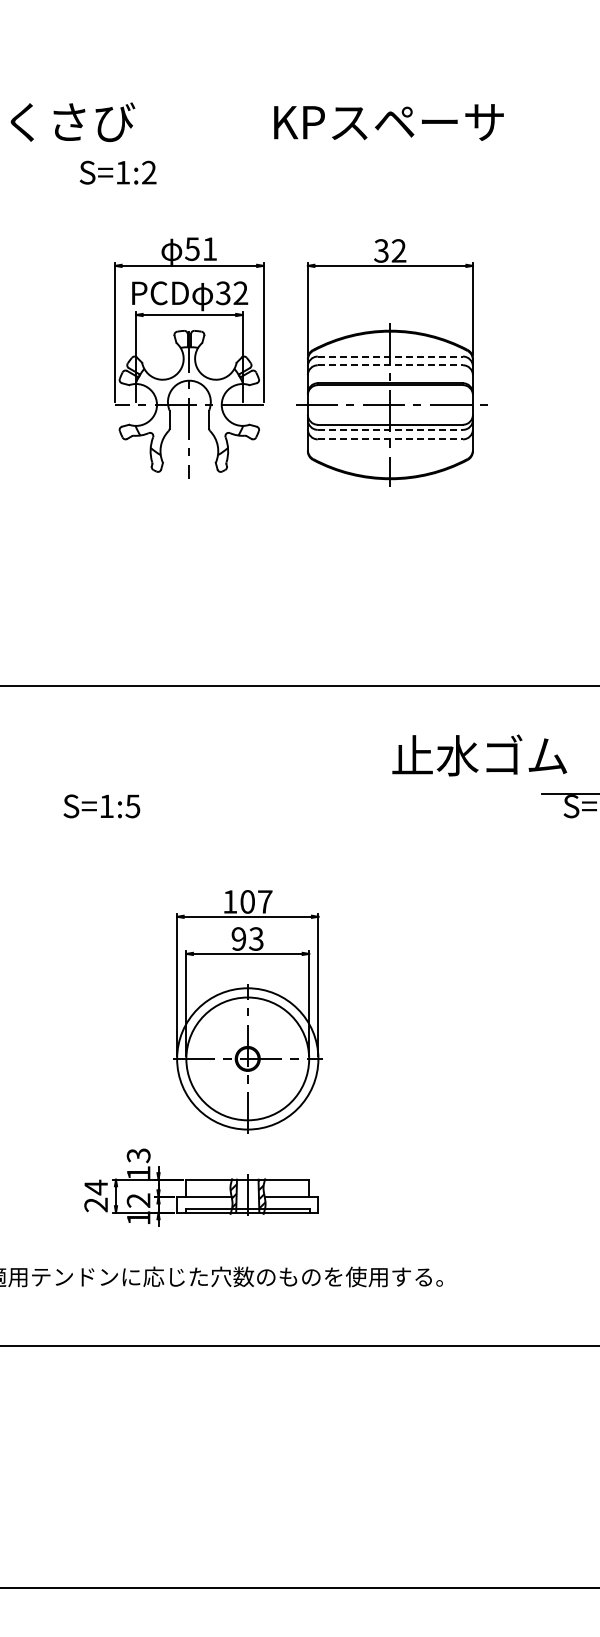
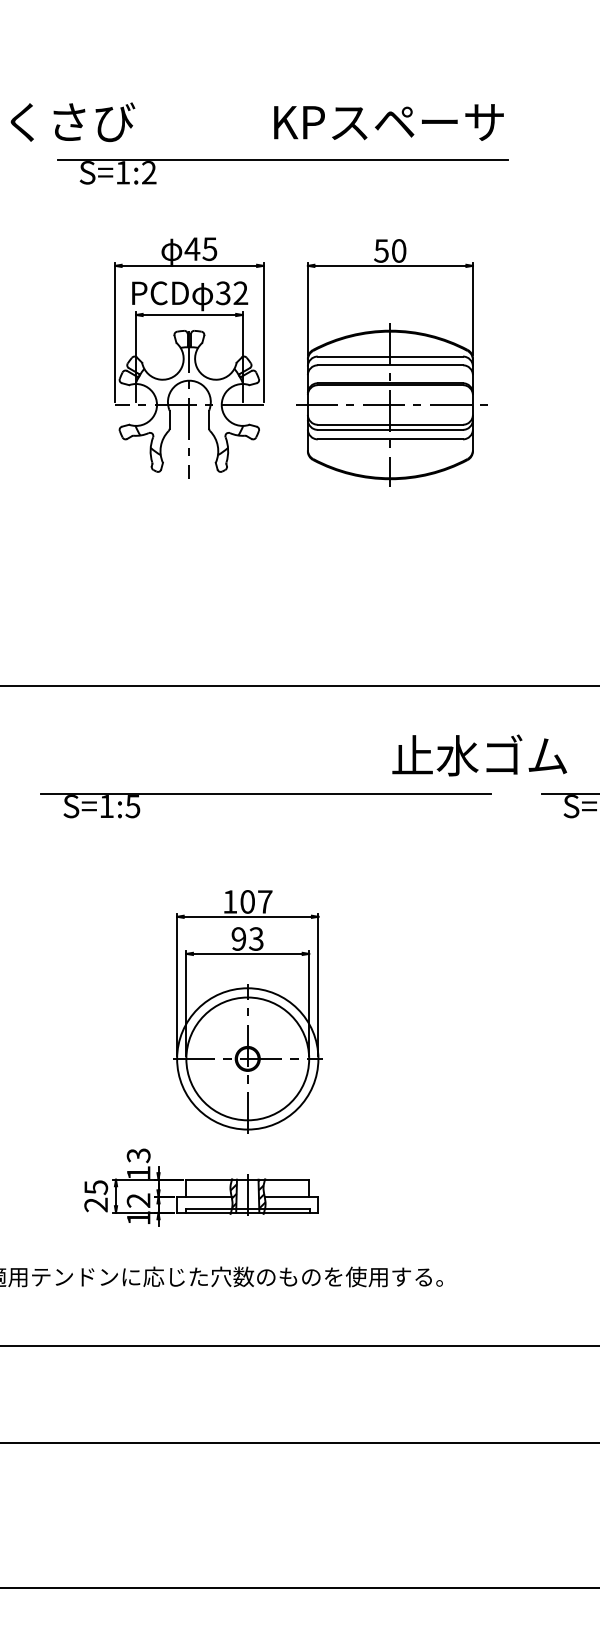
line: none -> present (282, 160)
text: 51 -> 45 (200, 249)
text: 32 -> 50 (390, 250)
line: dashed -> solid (390, 356)
line: dashed -> solid (390, 365)
line: dashed -> solid (390, 429)
line: dashed -> solid (390, 439)
line: none -> present (266, 794)
text: 24 -> 25 (96, 1187)
line: none -> present (299, 1442)
